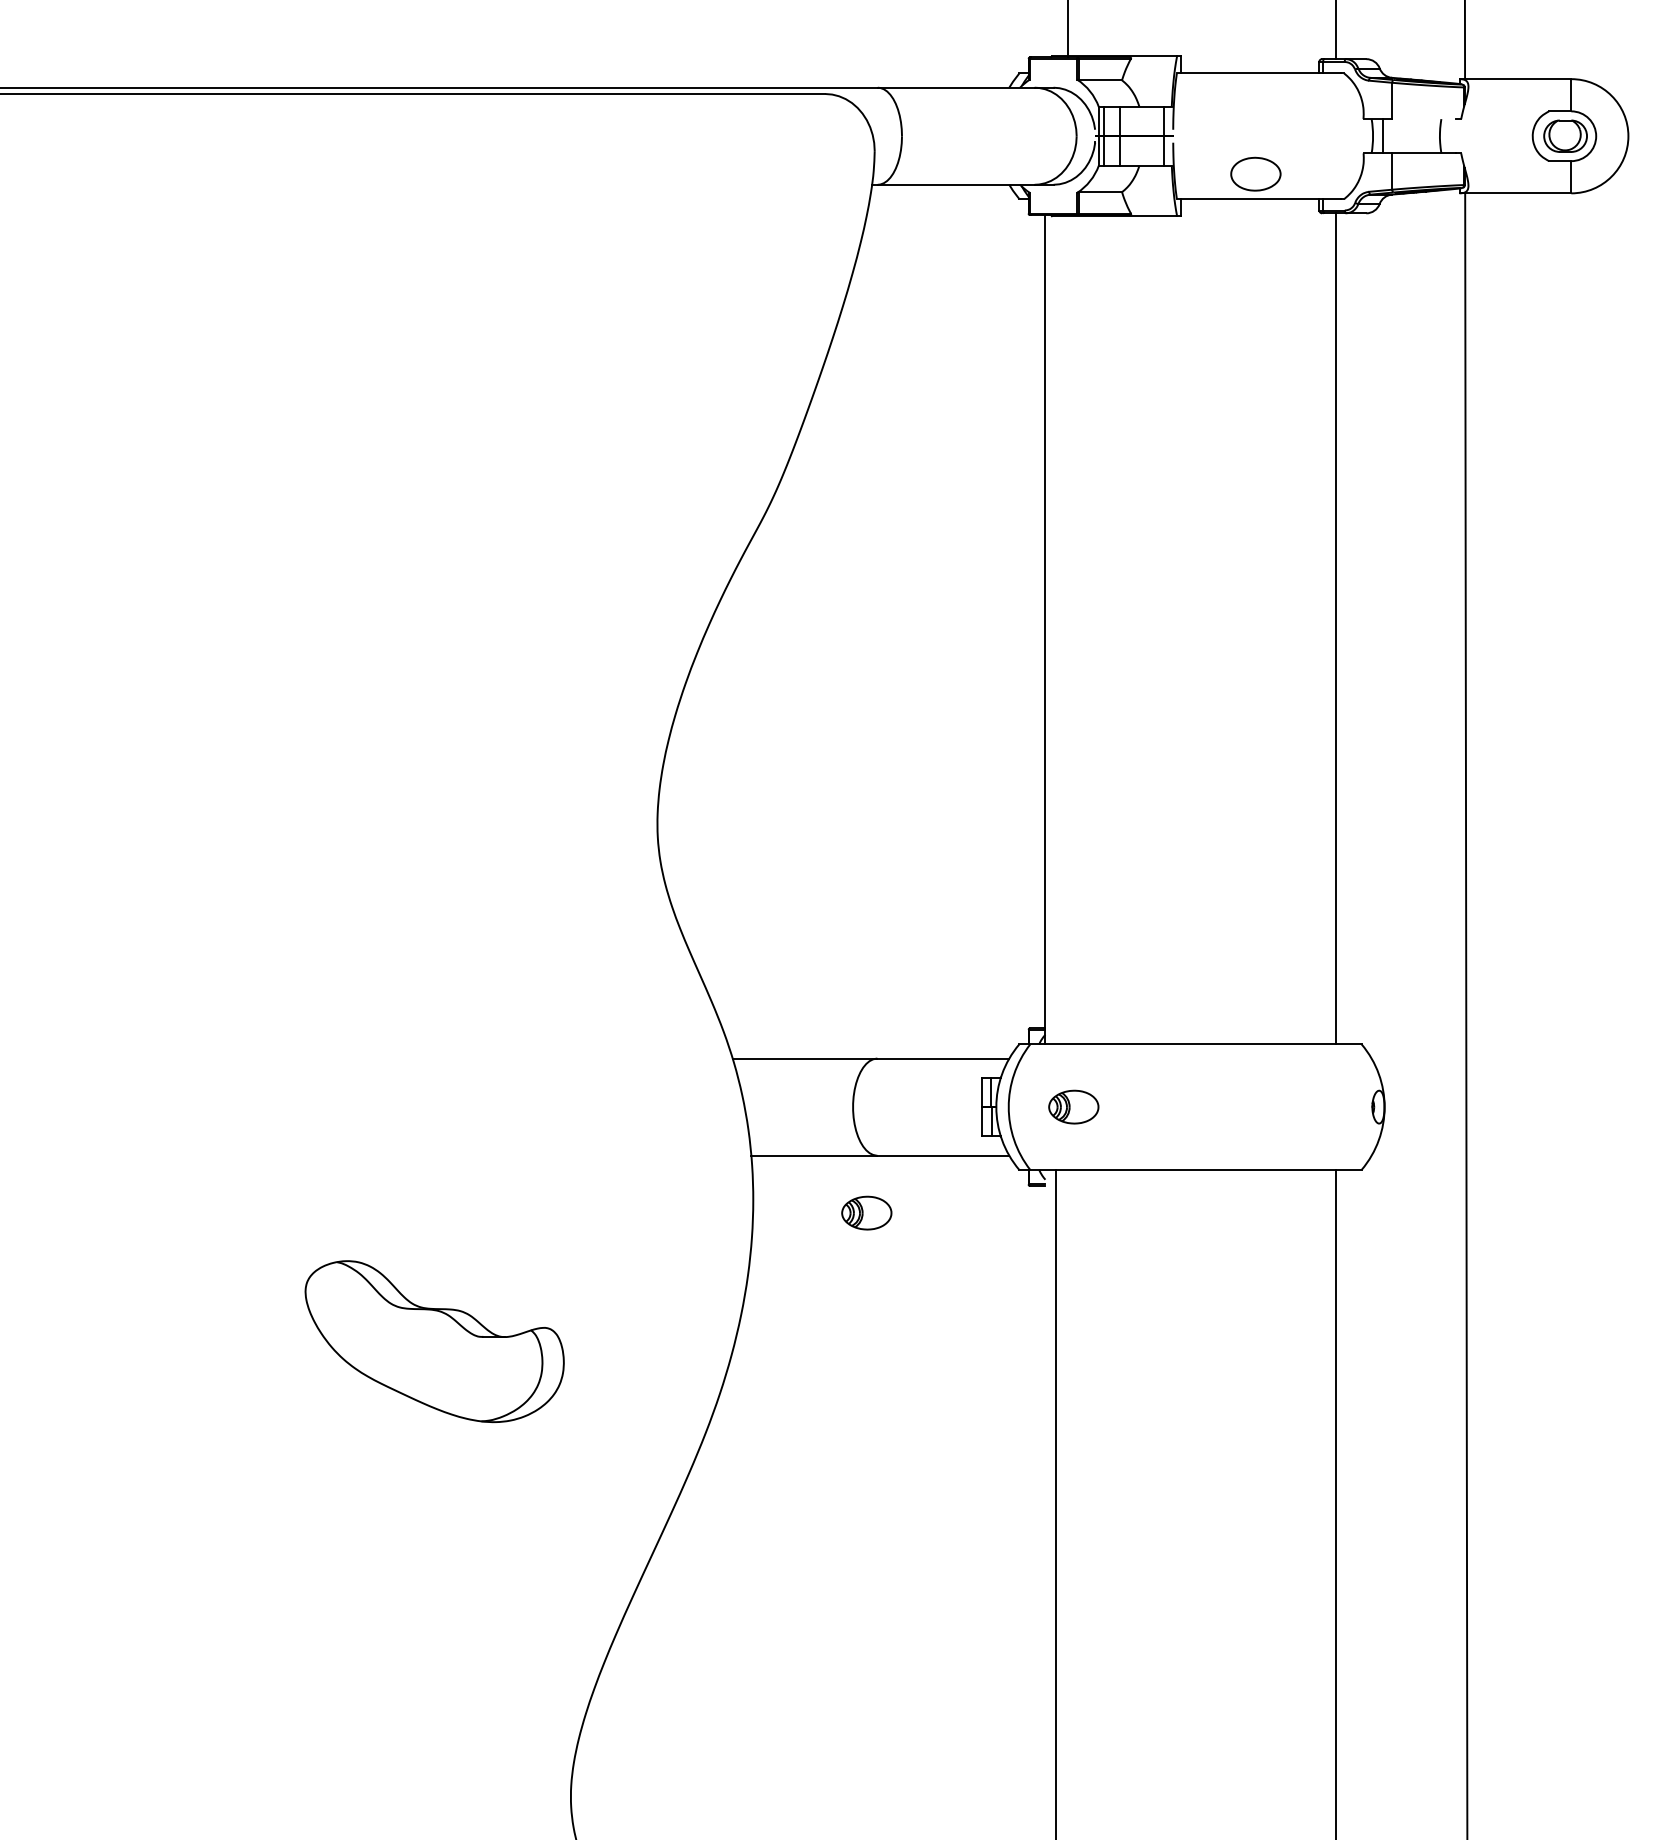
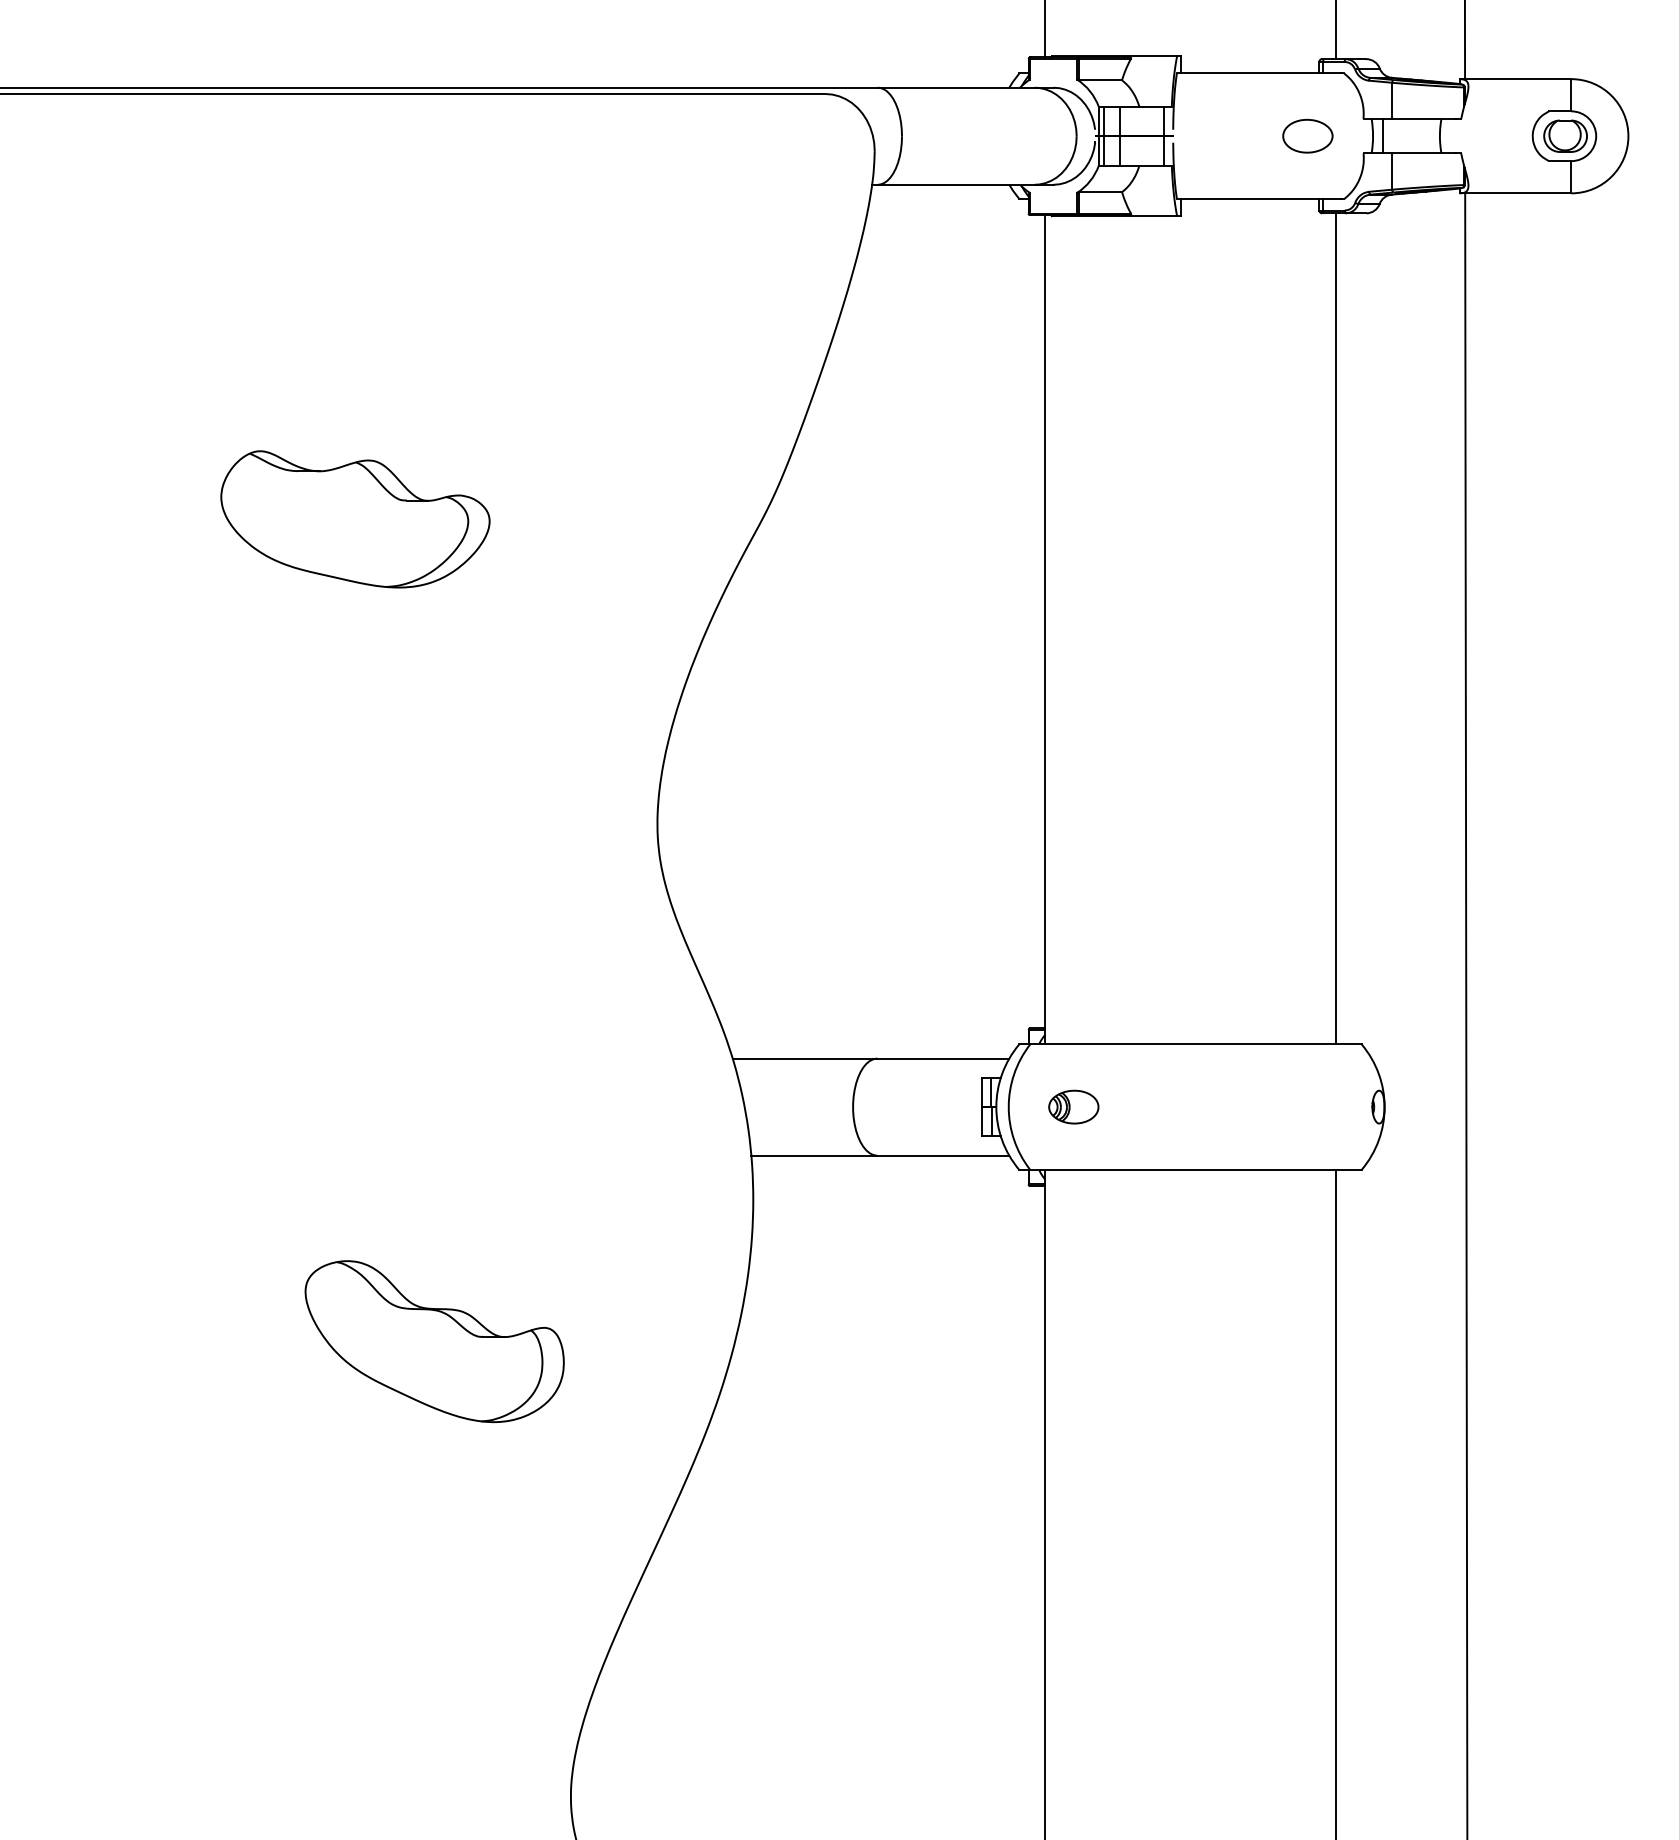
line position: (1068, 29) -> (1045, 29) (1045, 29)
line: none -> present (1424, 119)
part position: (1255, 173) -> (1307, 135) (1307, 135)
part: none -> present (355, 519)
part: present -> none (866, 1212)
line position: (1056, 1502) -> (1045, 1502) (1045, 1502)
